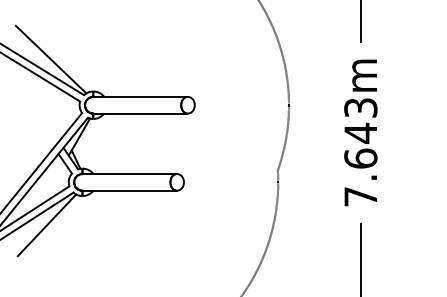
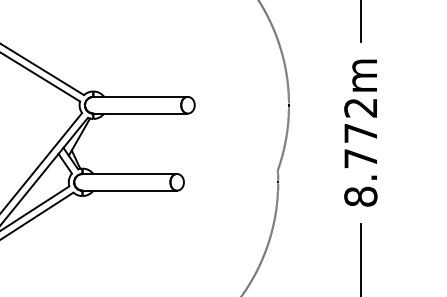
line: present -> none (50, 59)
text: 7.643m -> 8.772m (360, 152)
line: present -> none (46, 225)
